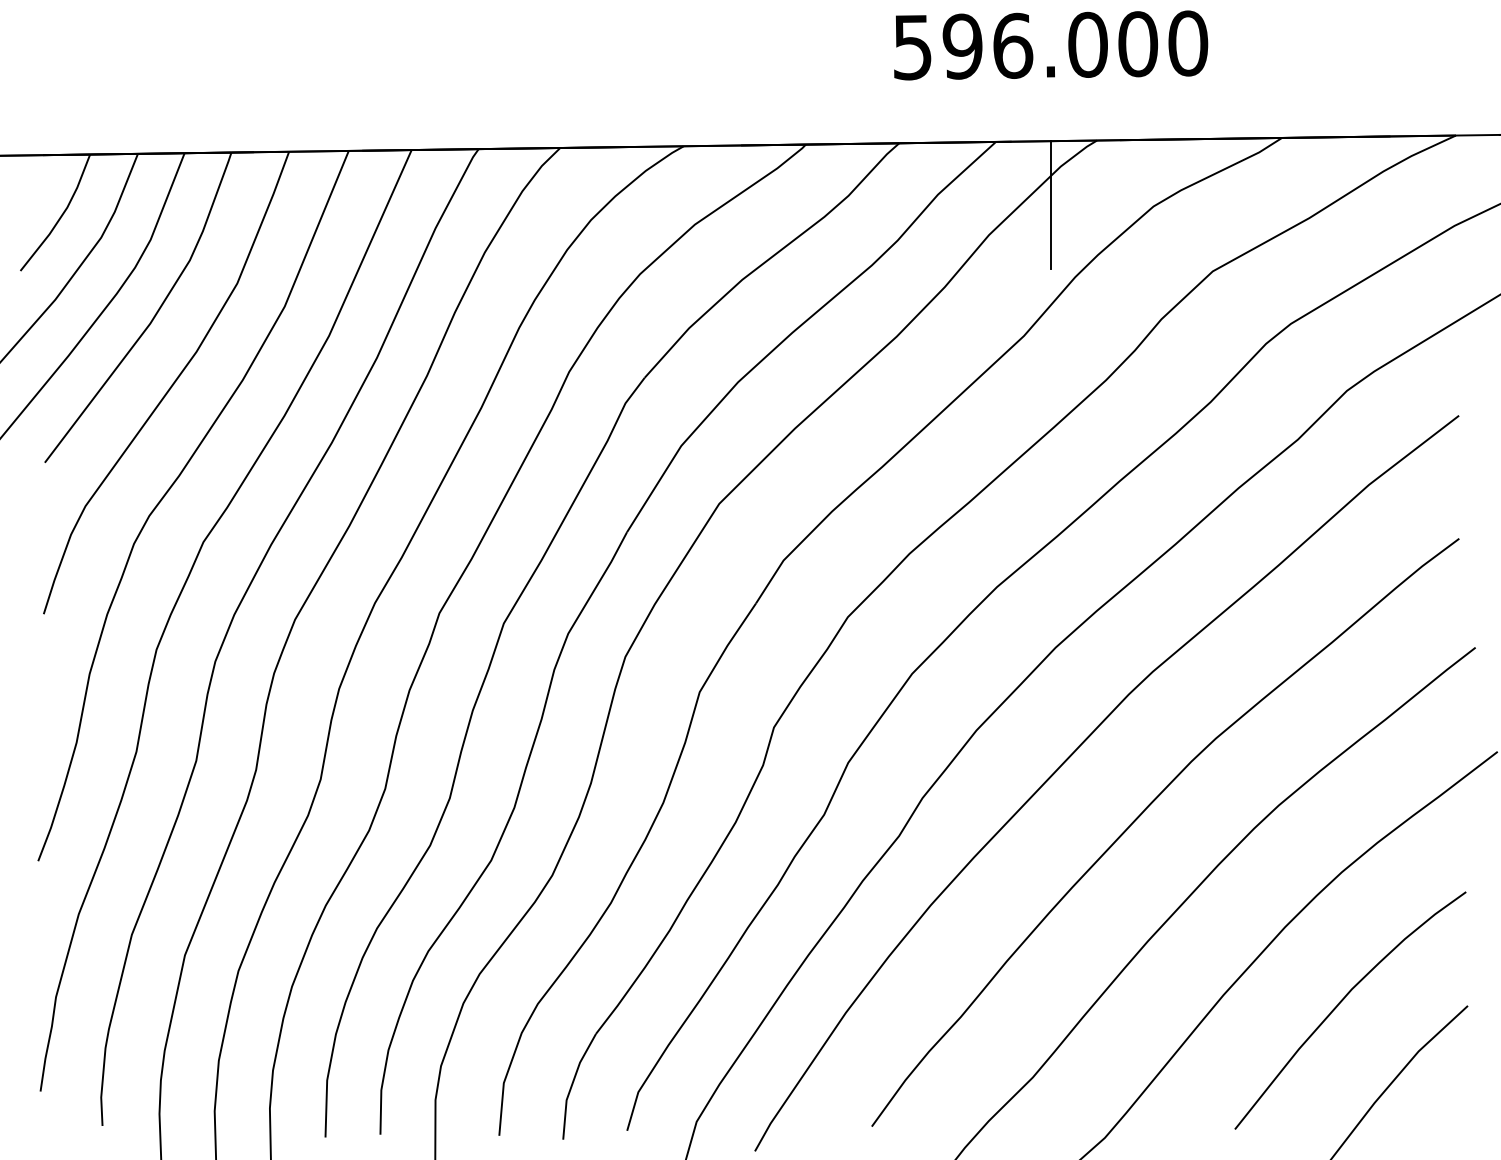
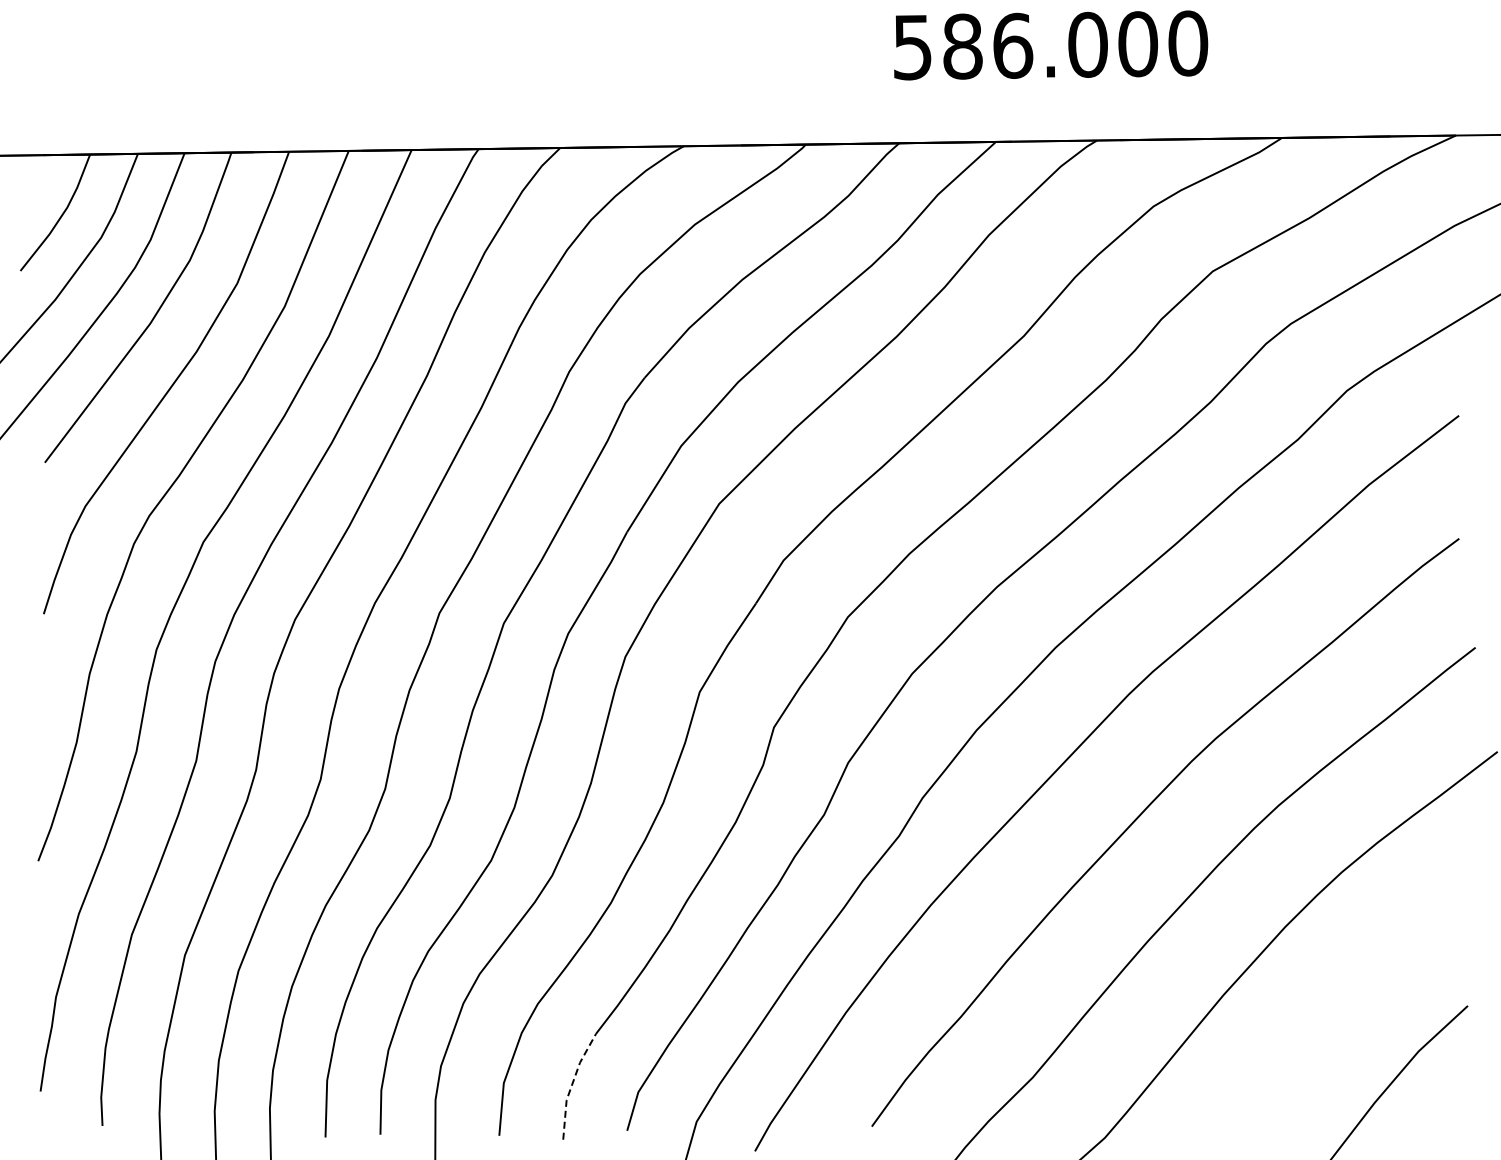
text: 596.000 -> 586.000 (962, 46)
line: present -> none (1051, 204)
curve: present -> none (1342, 1001)
line: solid -> dashed (572, 1084)
